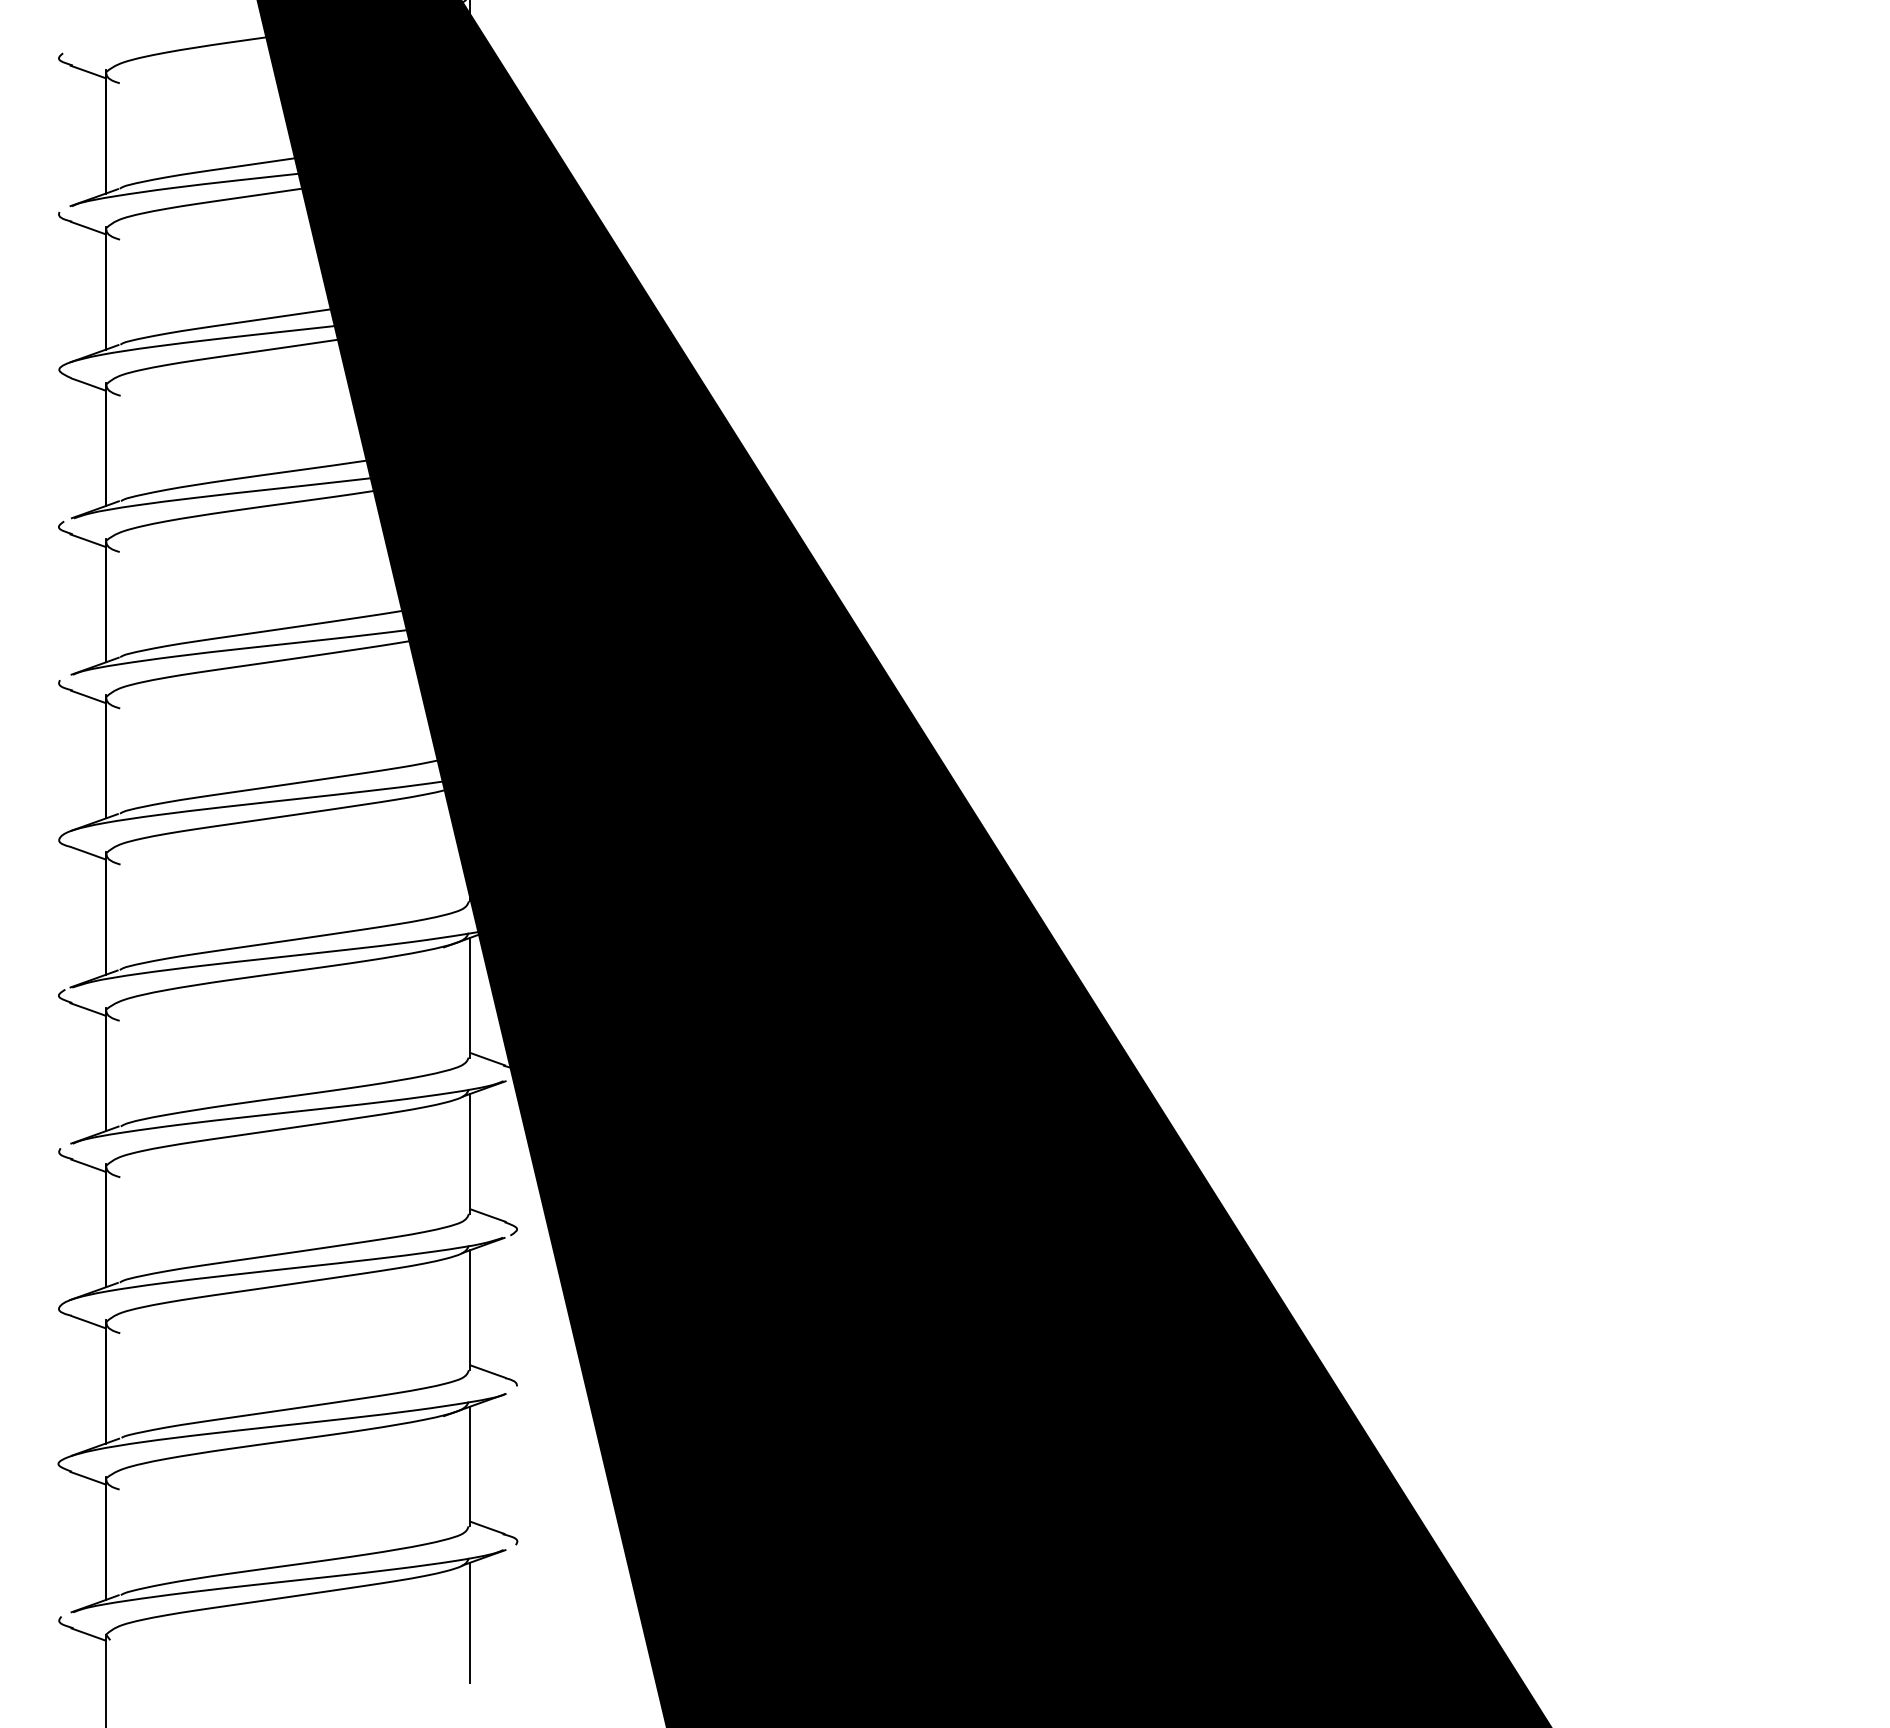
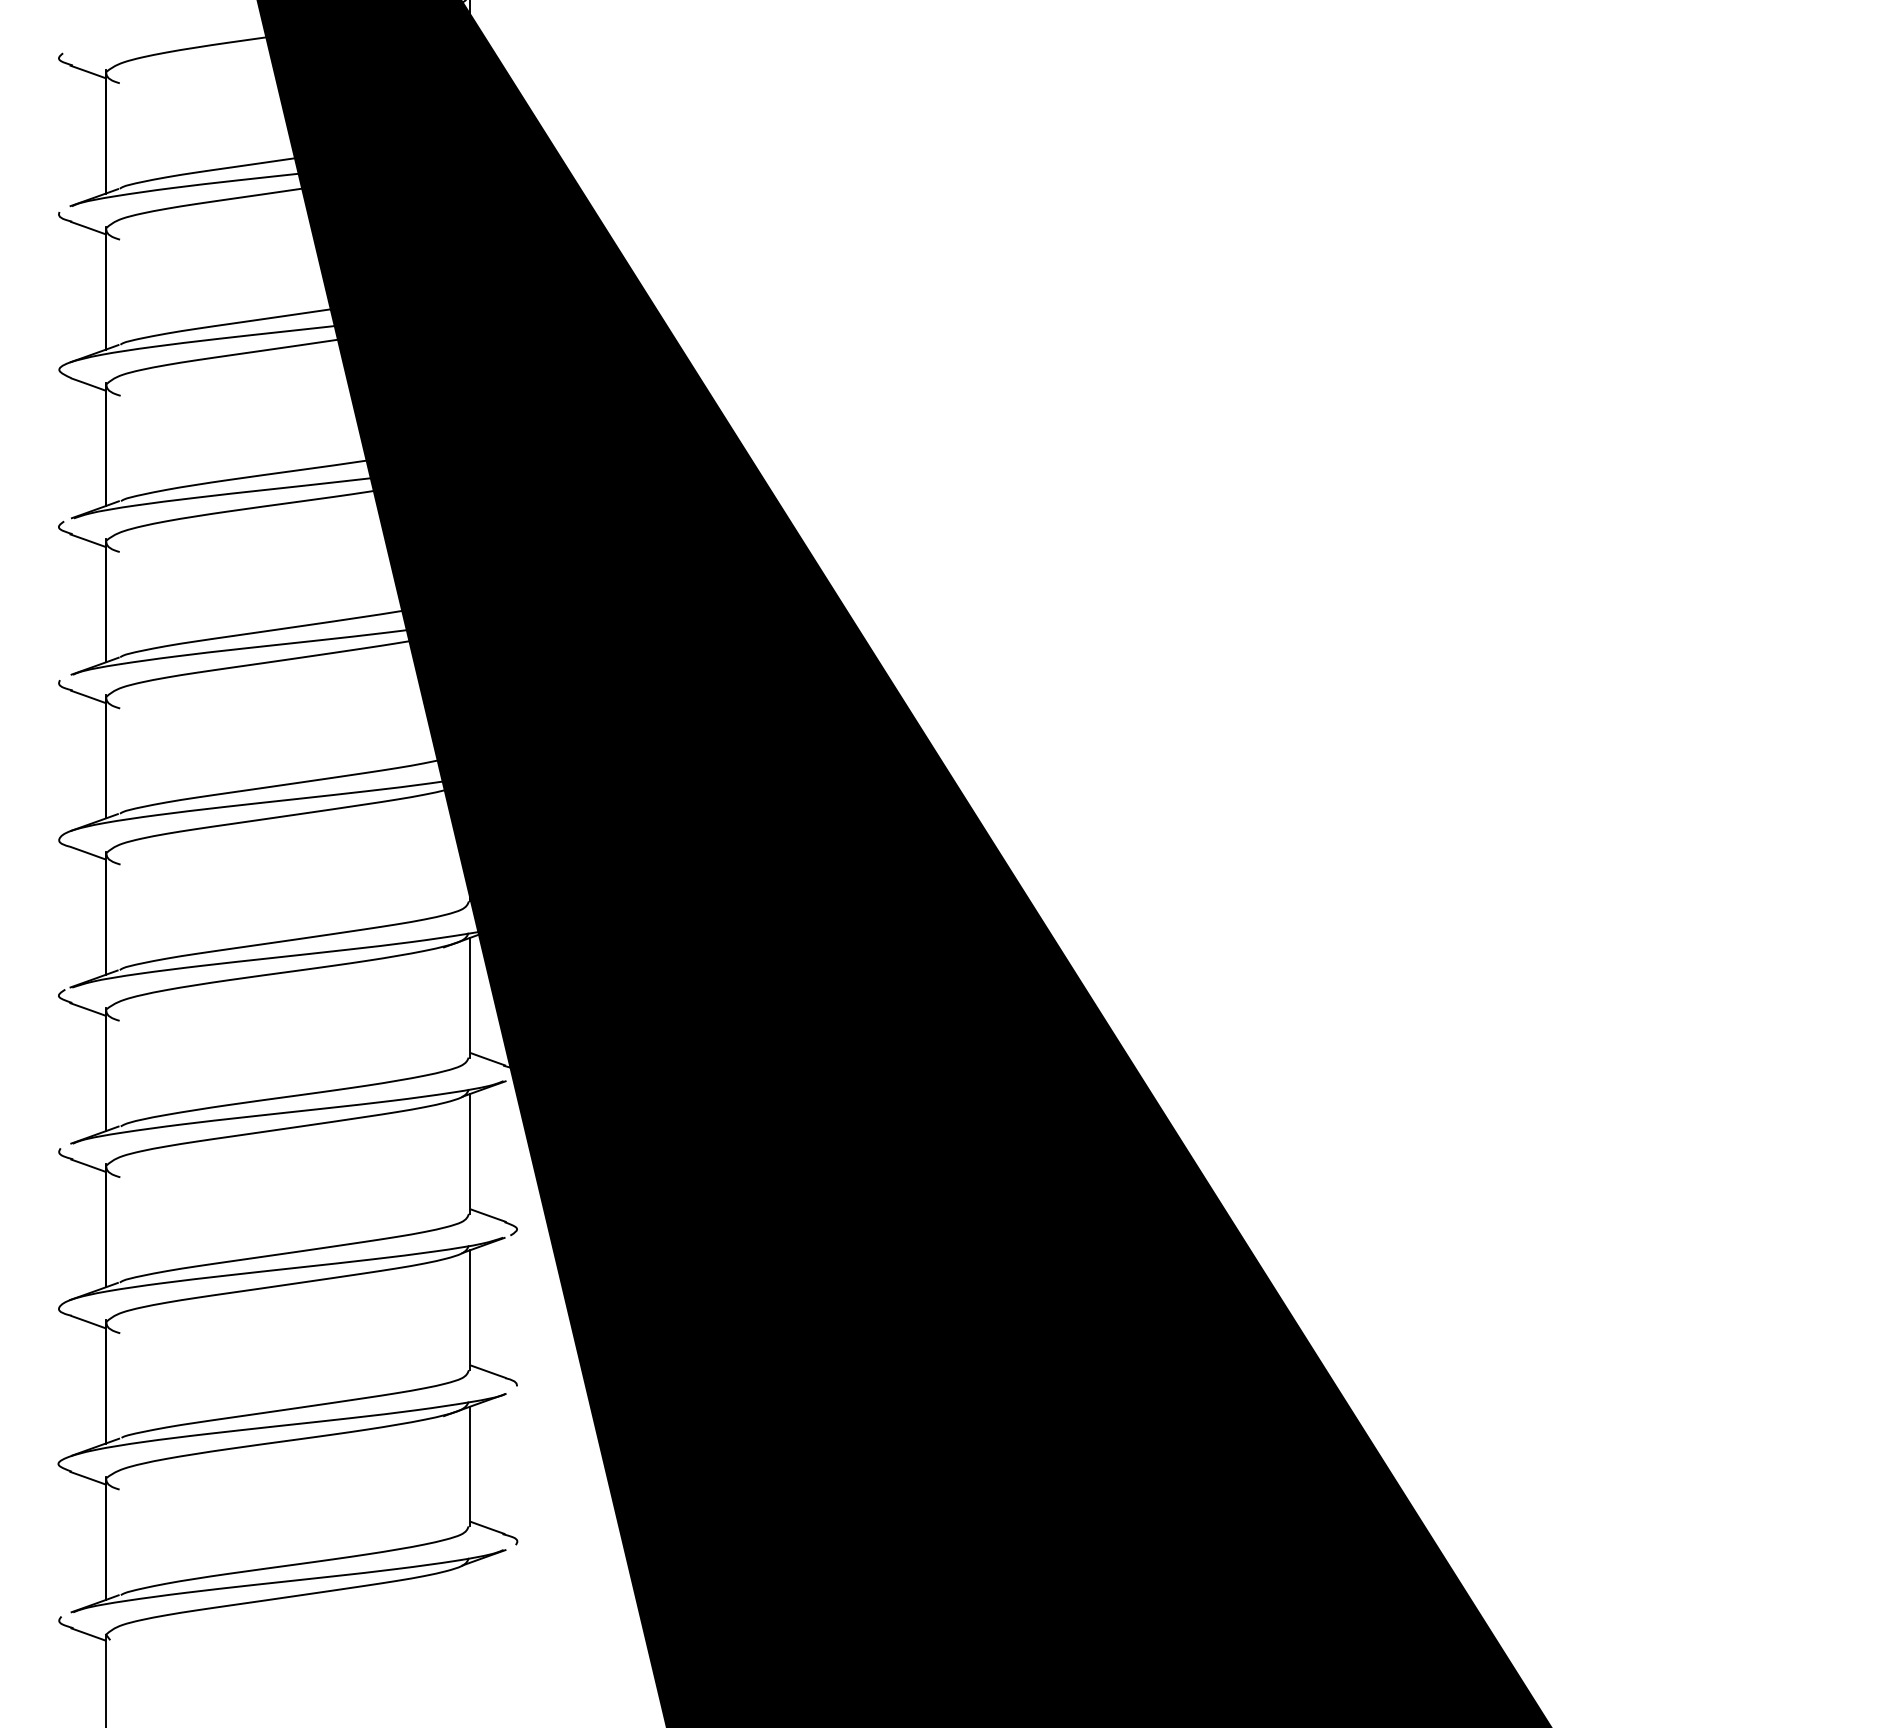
line: present -> none (470, 1622)
